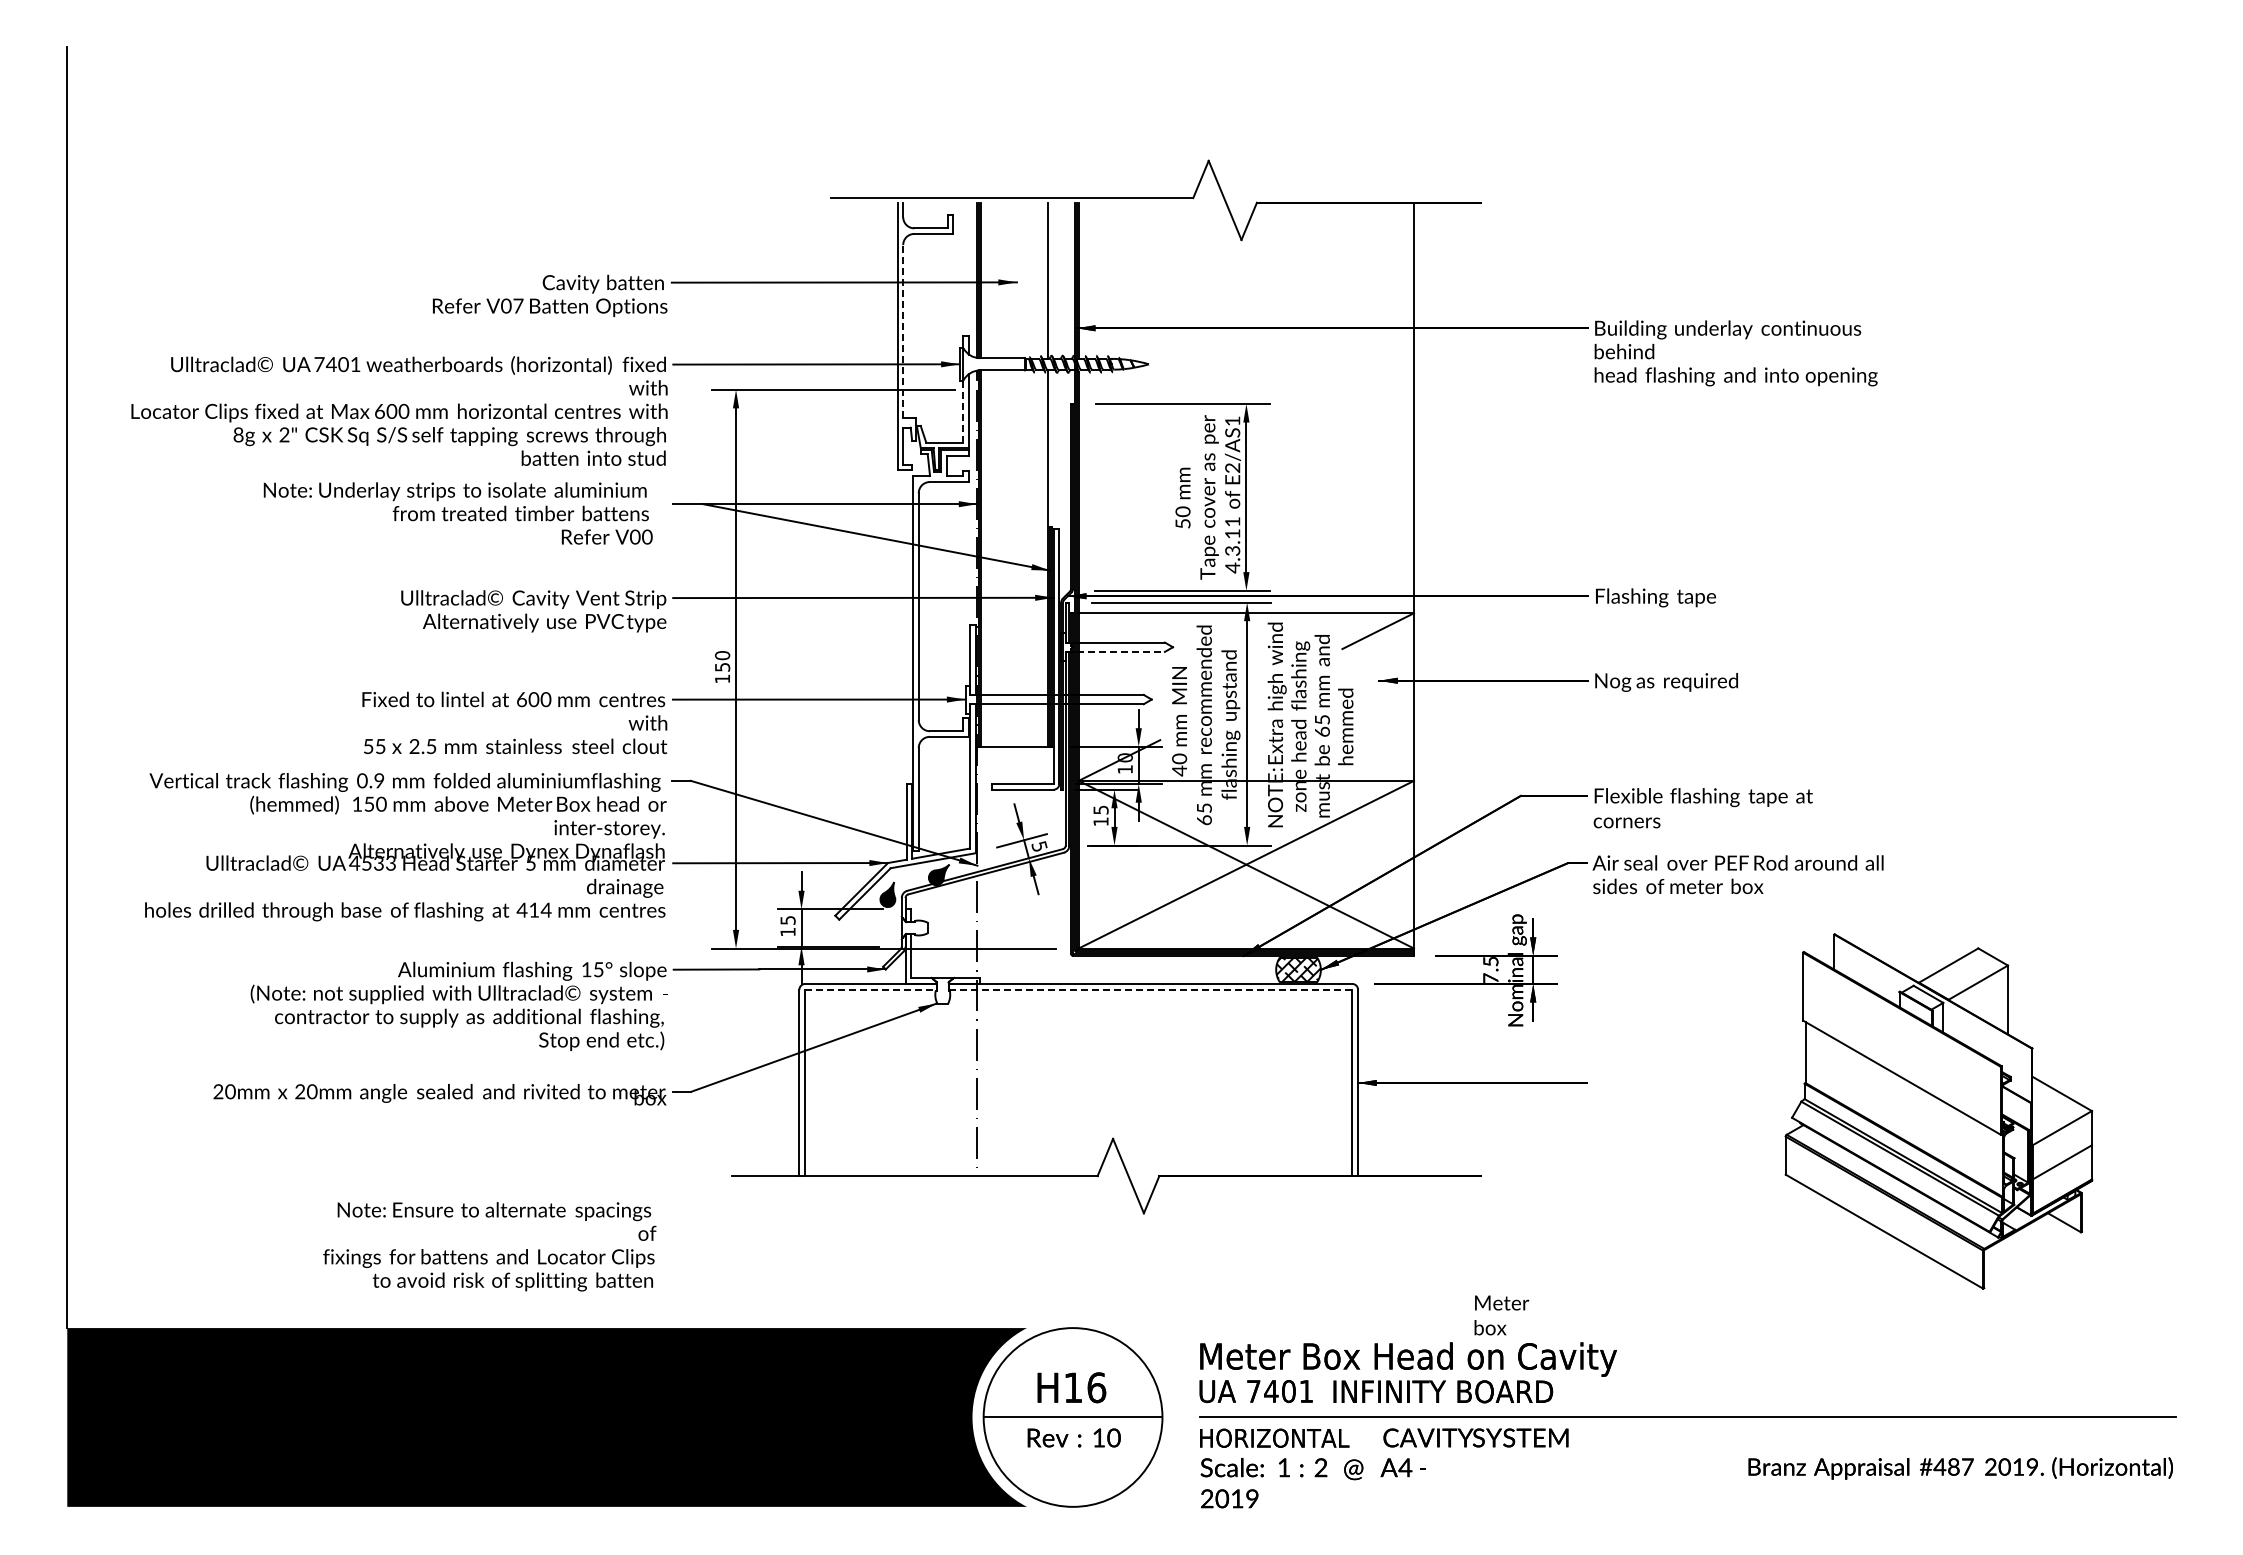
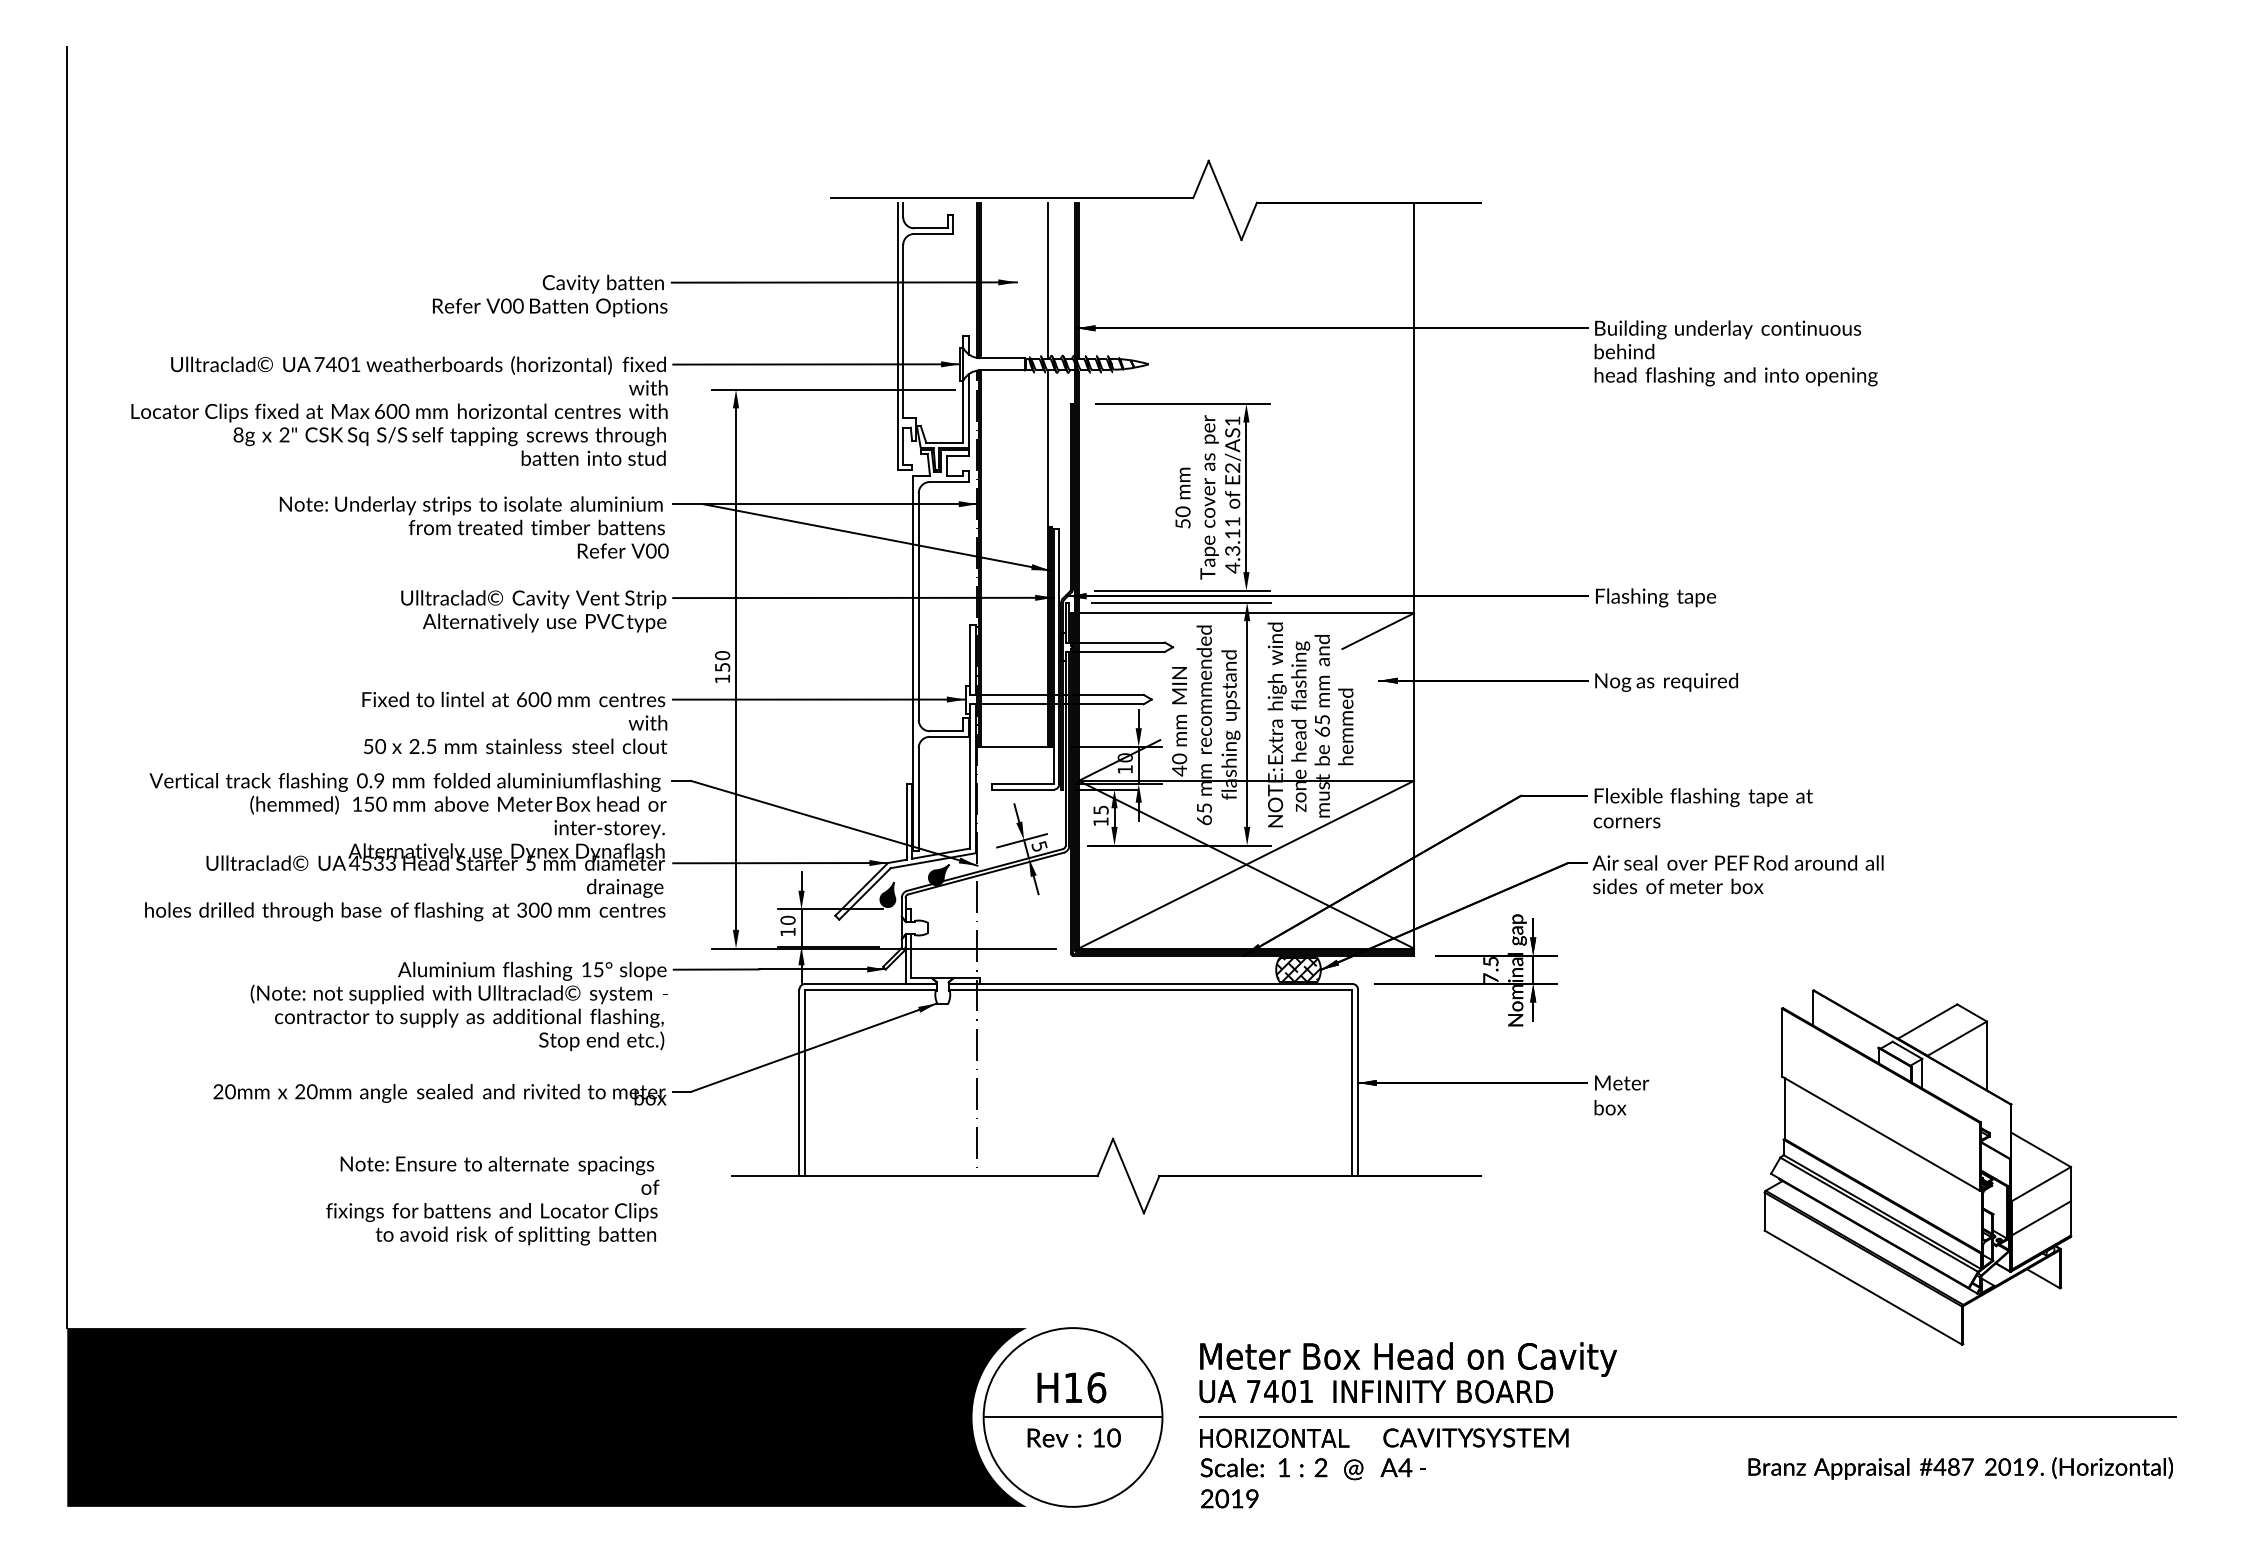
text: V07 -> V00 (518, 305)
line: dashed -> solid (903, 331)
line: dashed -> solid (963, 412)
text position: (457, 513) -> (473, 527) (473, 527)
line: dashed -> solid (1121, 651)
text: 55 -> 50 (380, 746)
text: 414 -> 300 (533, 909)
text: 15 -> 10 (787, 919)
line: dashed -> solid (871, 989)
line: dashed -> solid (1150, 989)
part position: (1938, 1111) -> (1917, 1167) (1917, 1167)
text position: (489, 1246) -> (492, 1200) (492, 1200)
text position: (1501, 1315) -> (1621, 1095) (1621, 1095)
